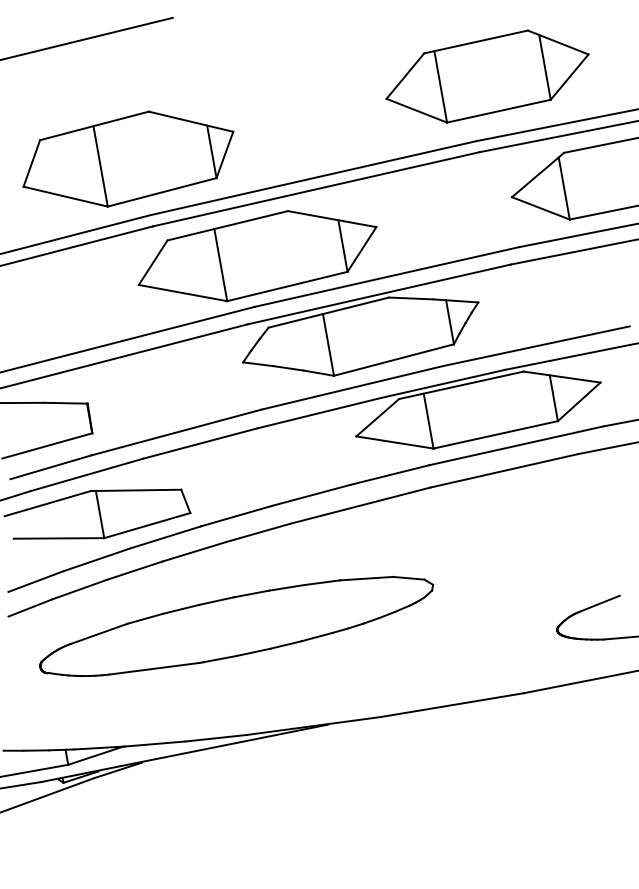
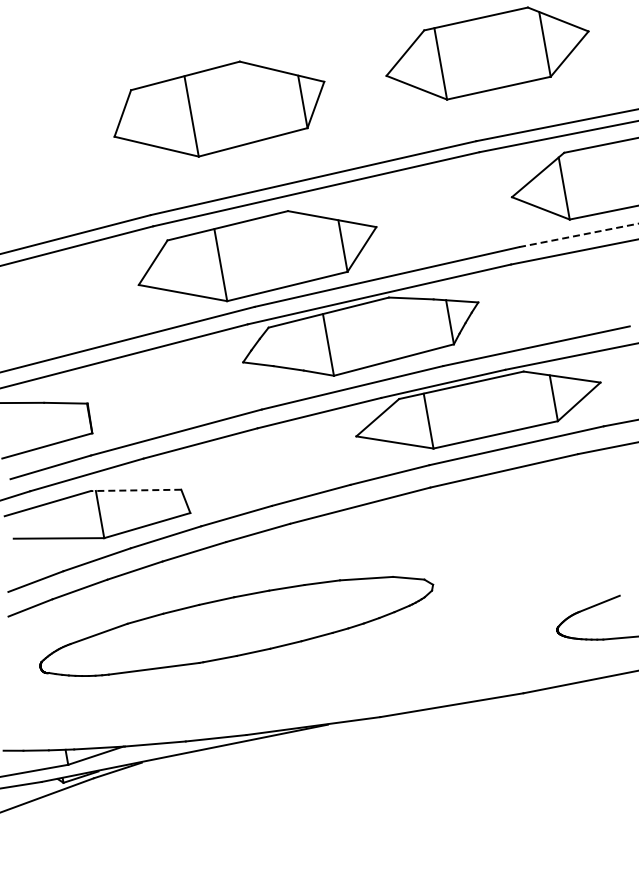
line: present -> none (87, 38)
part position: (487, 76) -> (487, 53) (487, 53)
part position: (128, 158) -> (219, 108) (219, 108)
line: solid -> dashed (578, 235)
line: solid -> dashed (135, 490)
